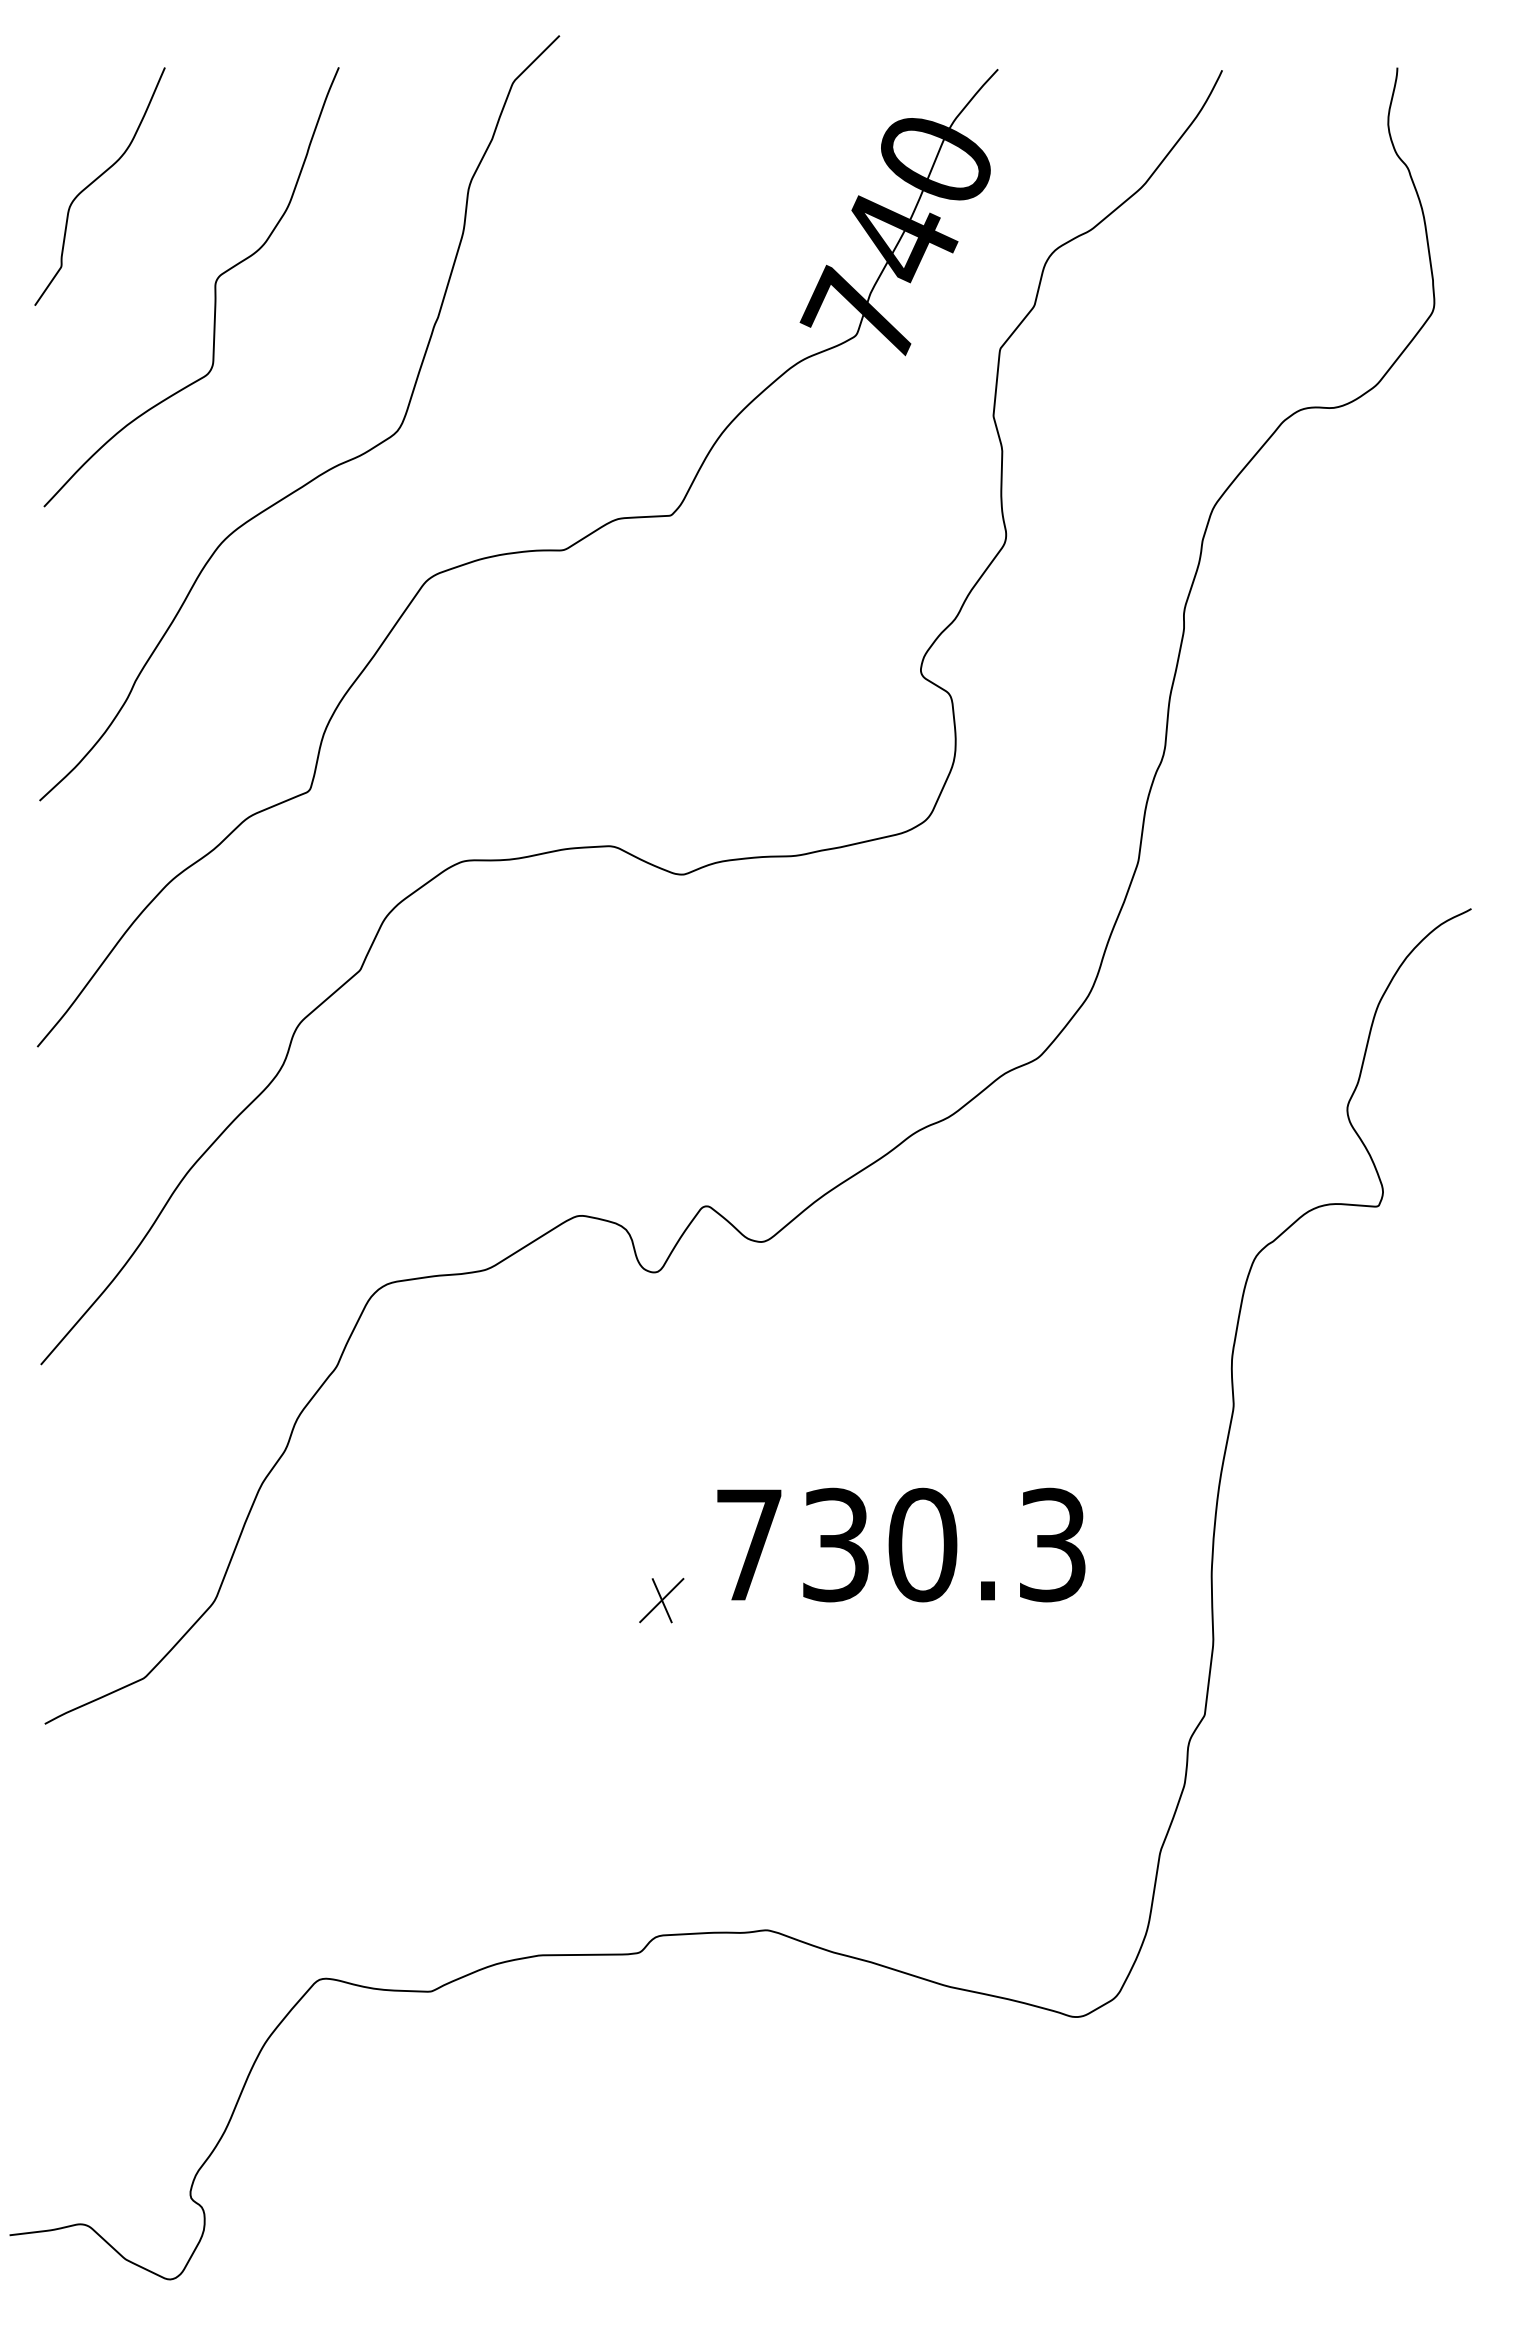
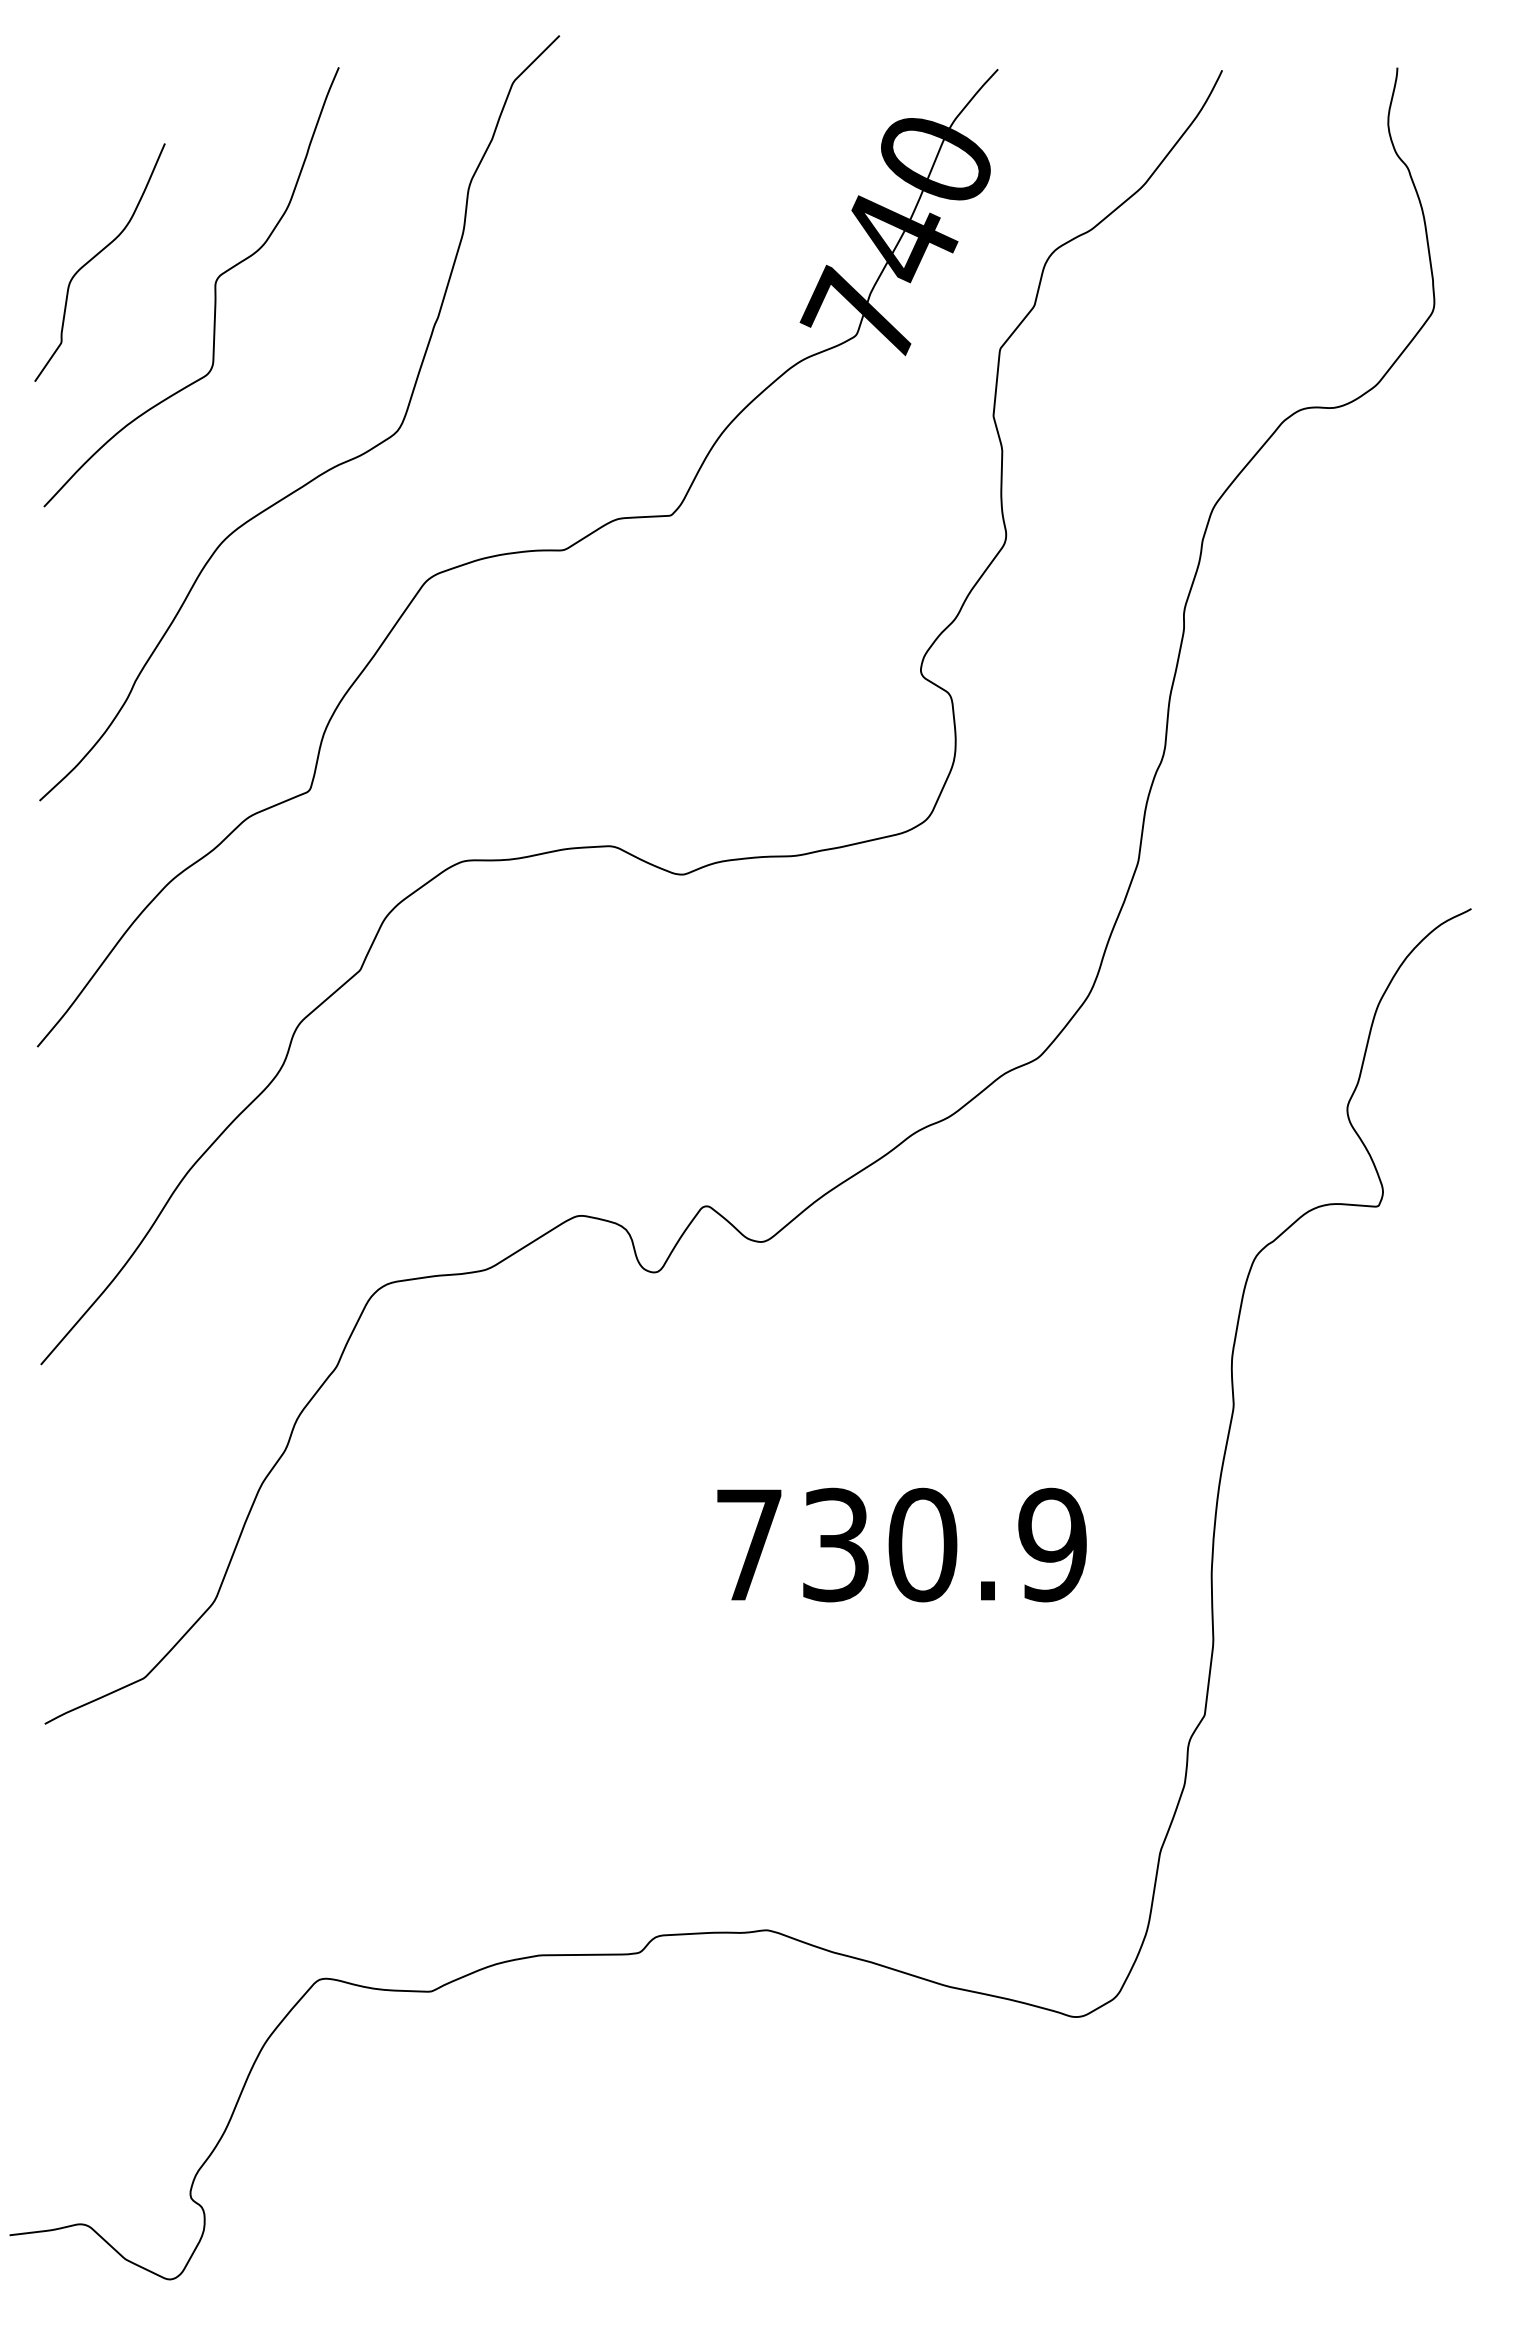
curve position: (95, 181) -> (95, 257) (95, 257)
text: 730.3 -> 730.9 (1052, 1544)
part: present -> none (661, 1600)
